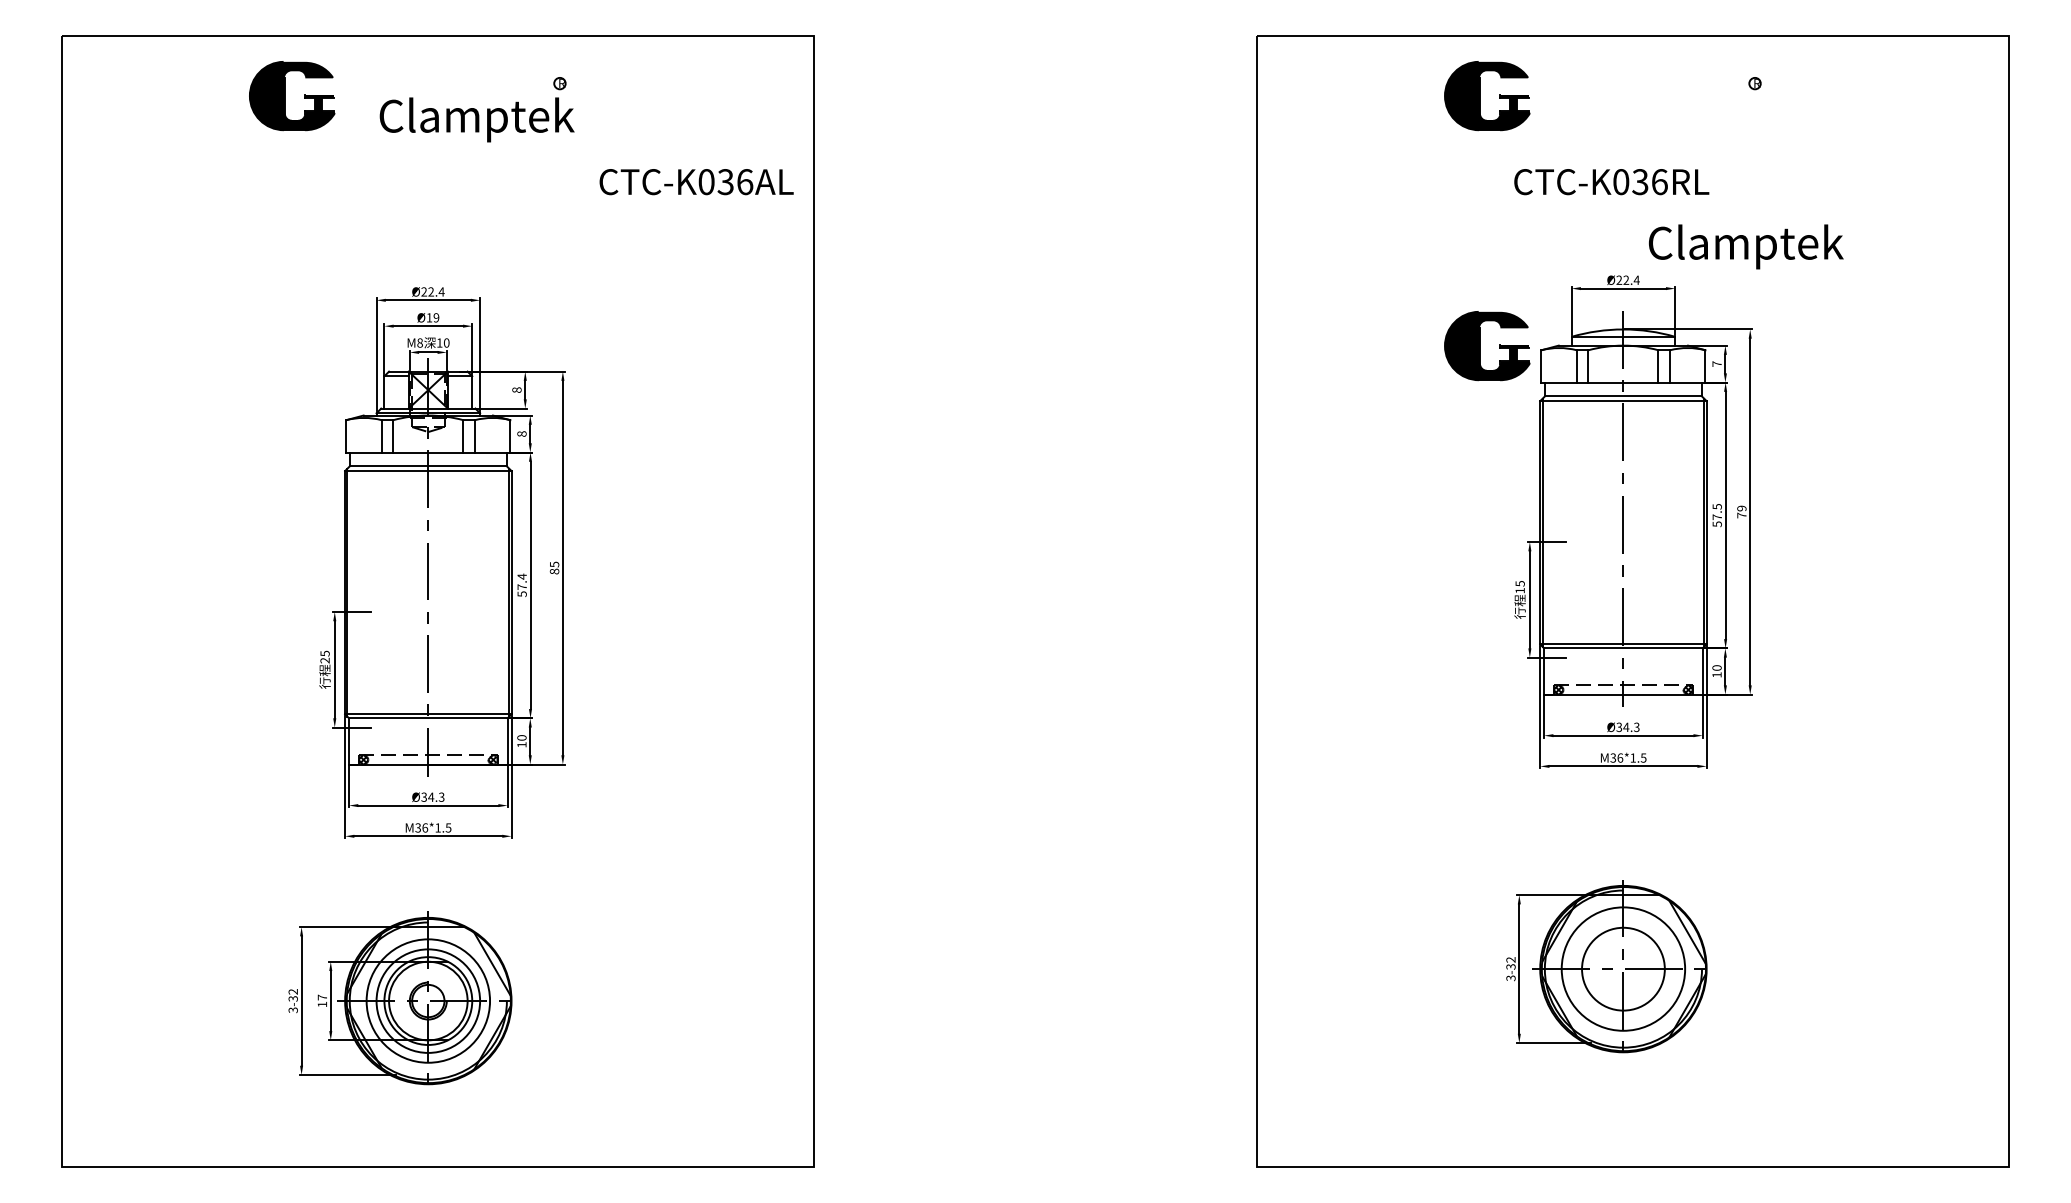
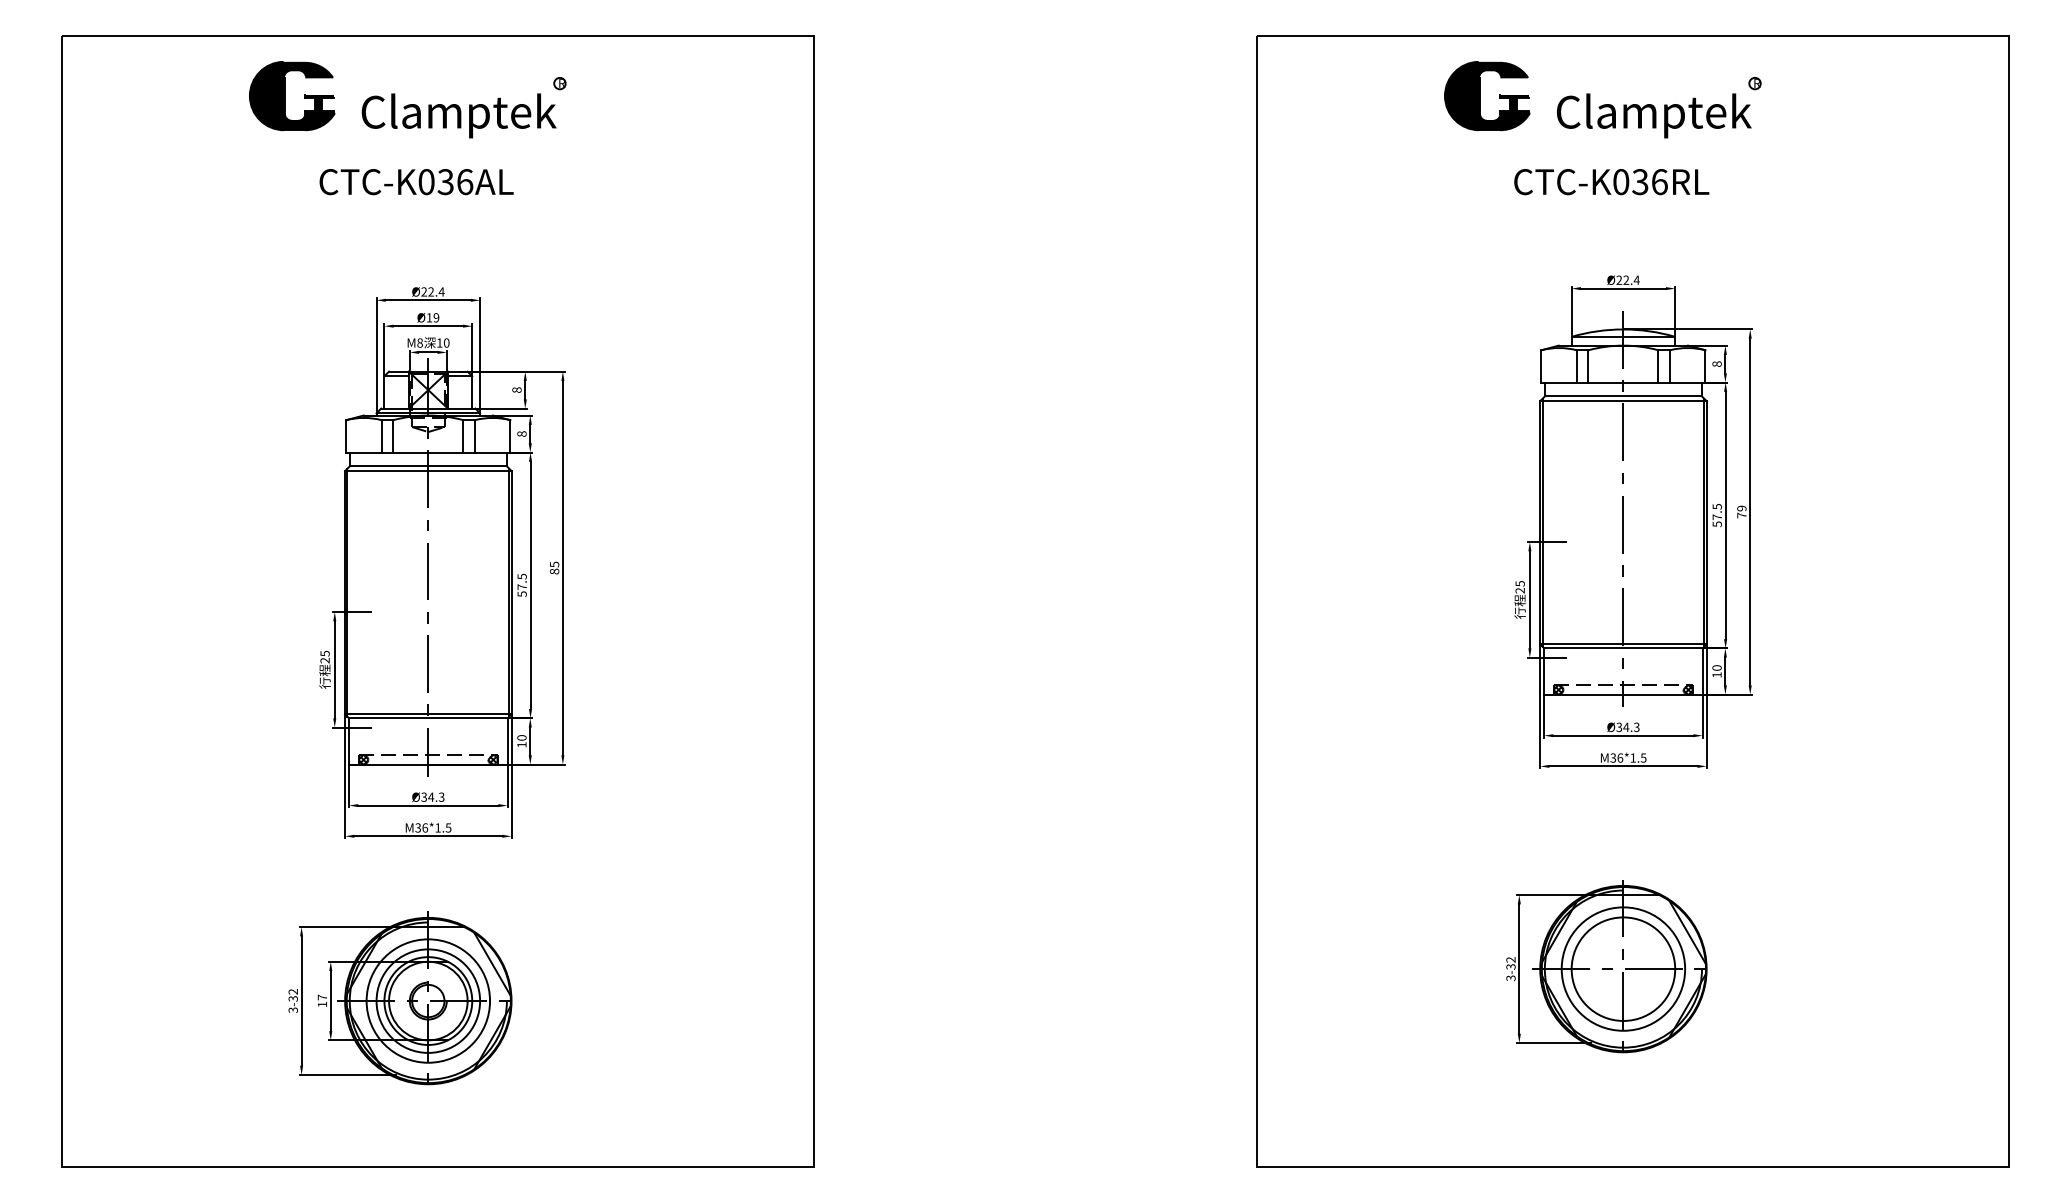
text position: (476, 119) -> (458, 115) (458, 115)
text position: (696, 182) -> (416, 182) (416, 182)
text position: (1746, 246) -> (1654, 115) (1654, 115)
part: present -> none (1480, 346)
text: 7 -> 8 (1716, 363)
text: 57.4 -> 57.5 (521, 576)
text: 15 -> 25 (1519, 590)
circle diameter: 83 px -> 104 px (1623, 968)
